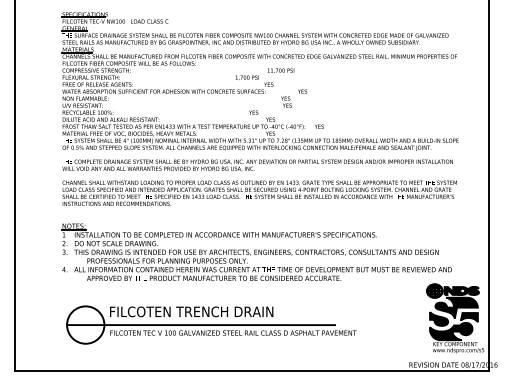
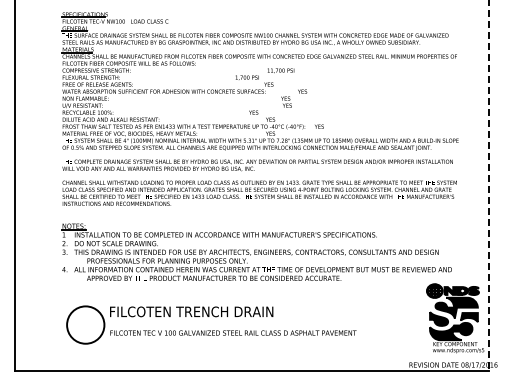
line: solid -> dashed (488, 185)
line: present -> none (201, 325)
